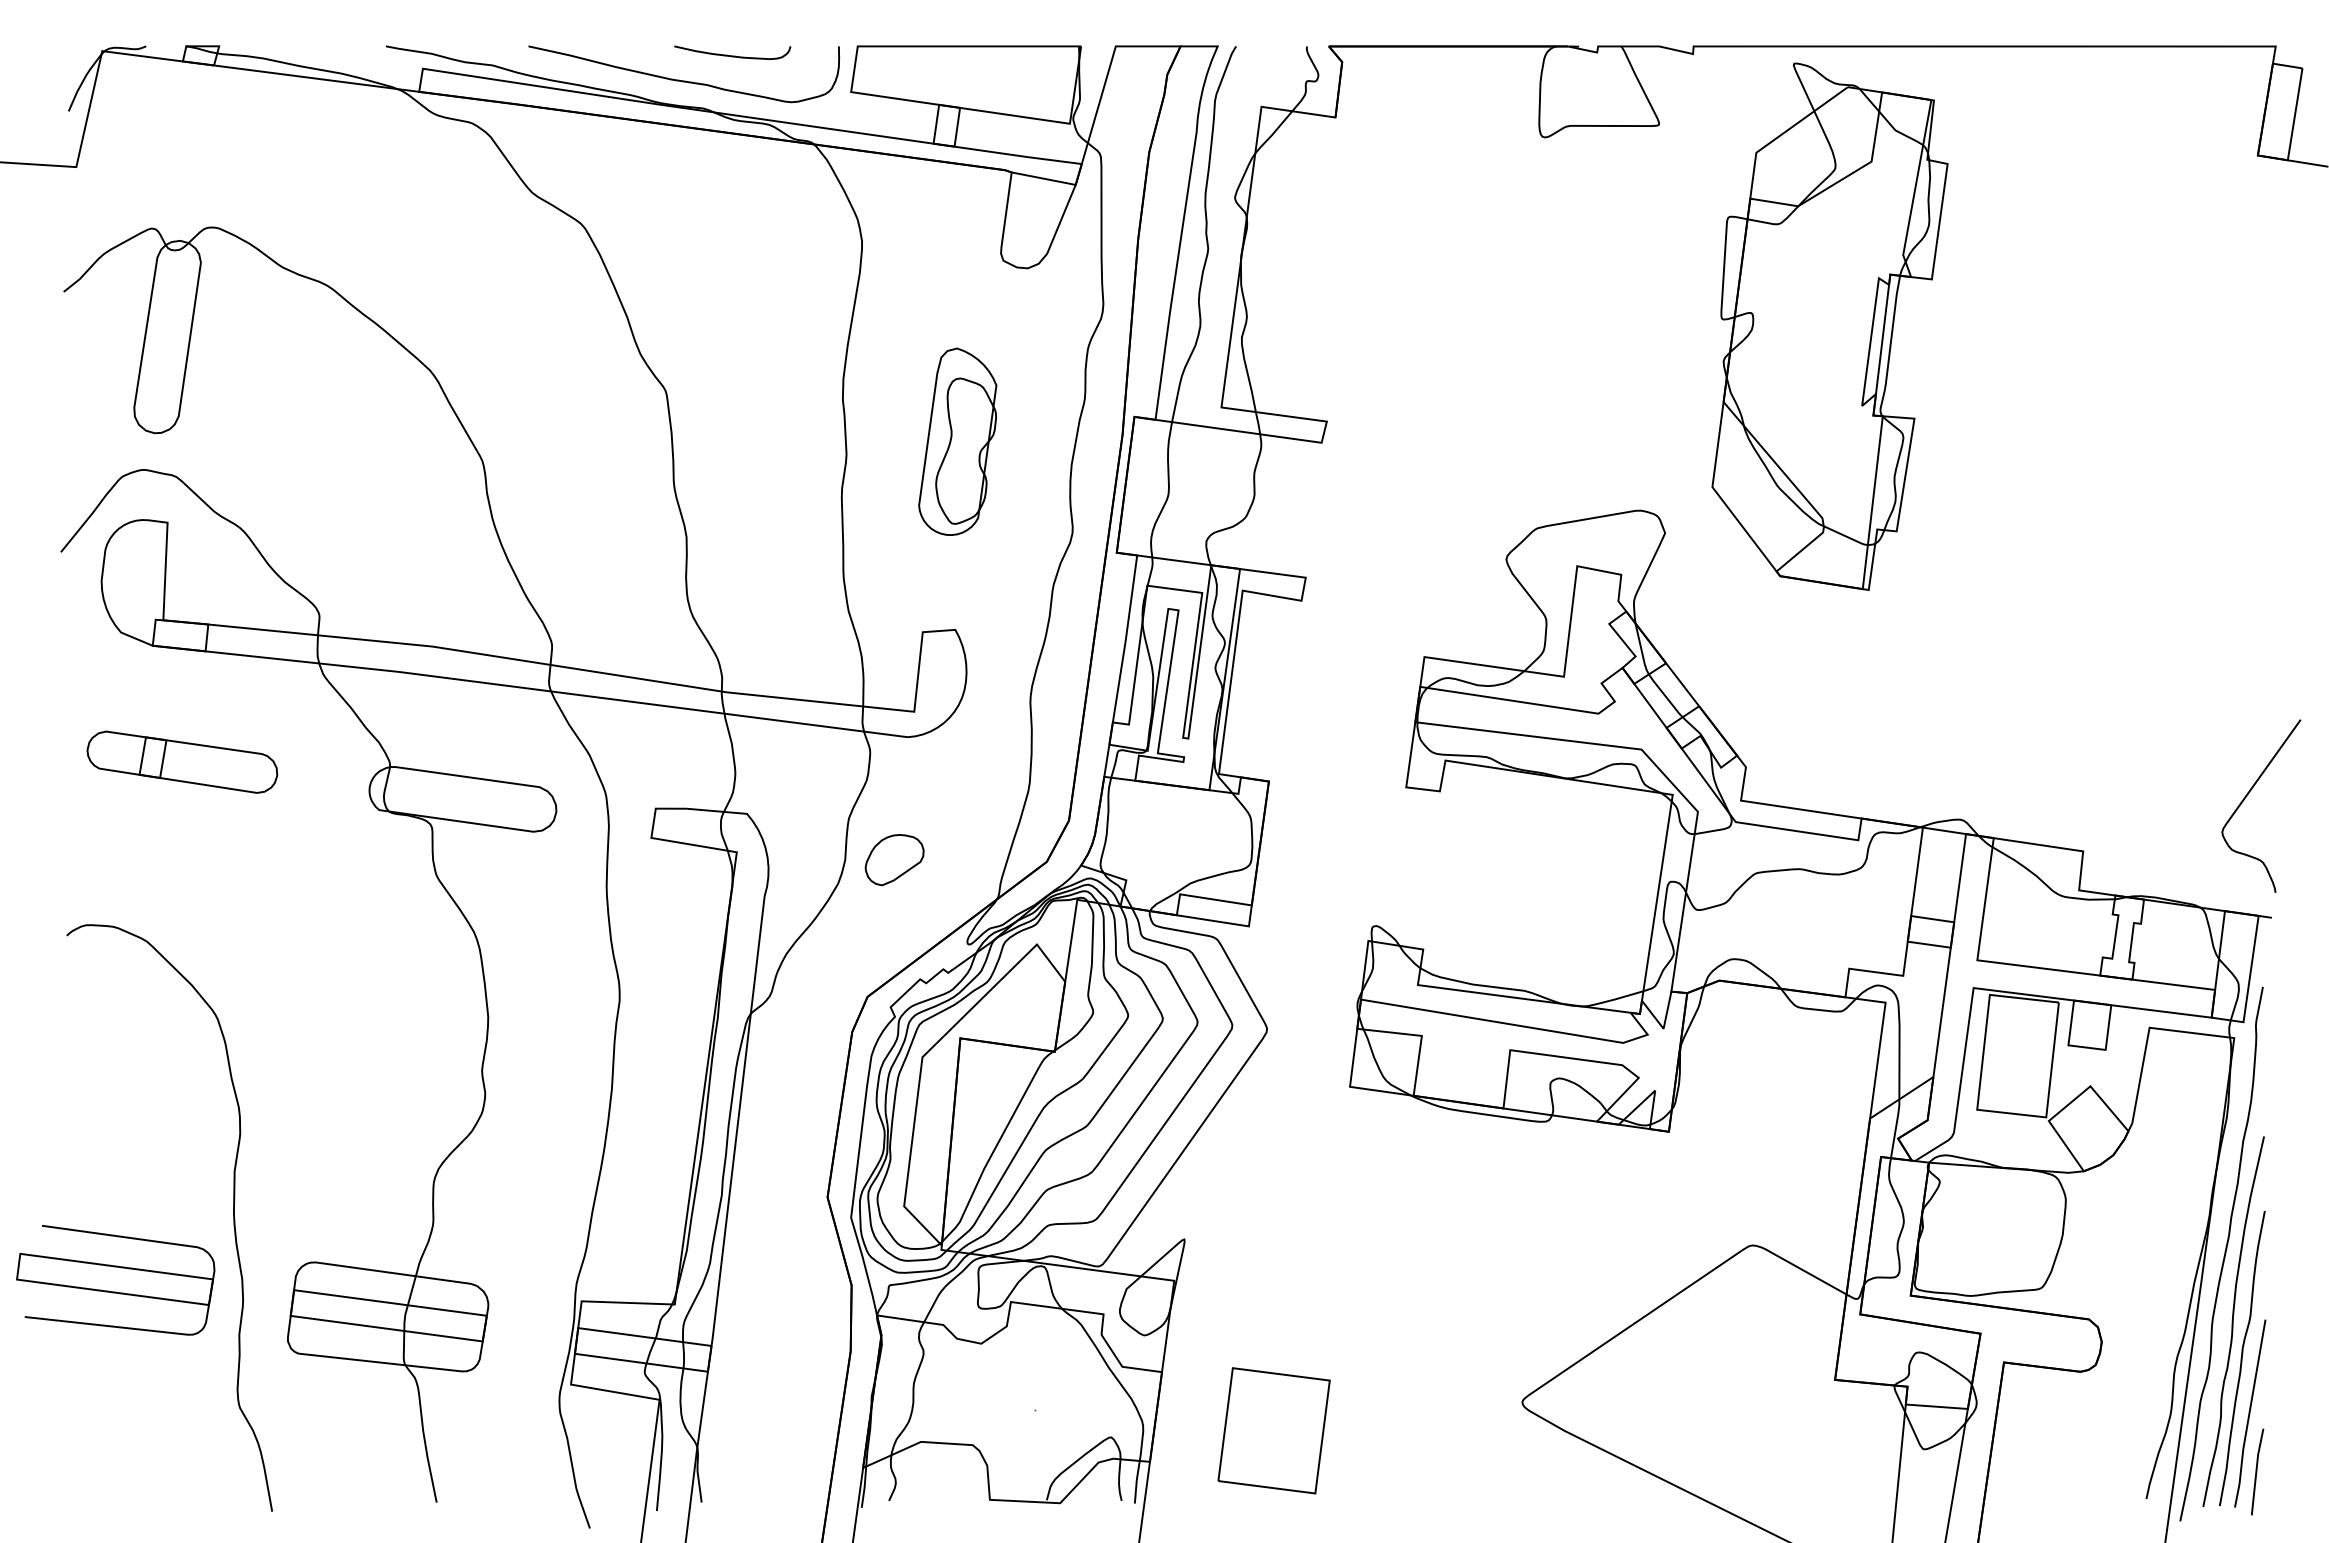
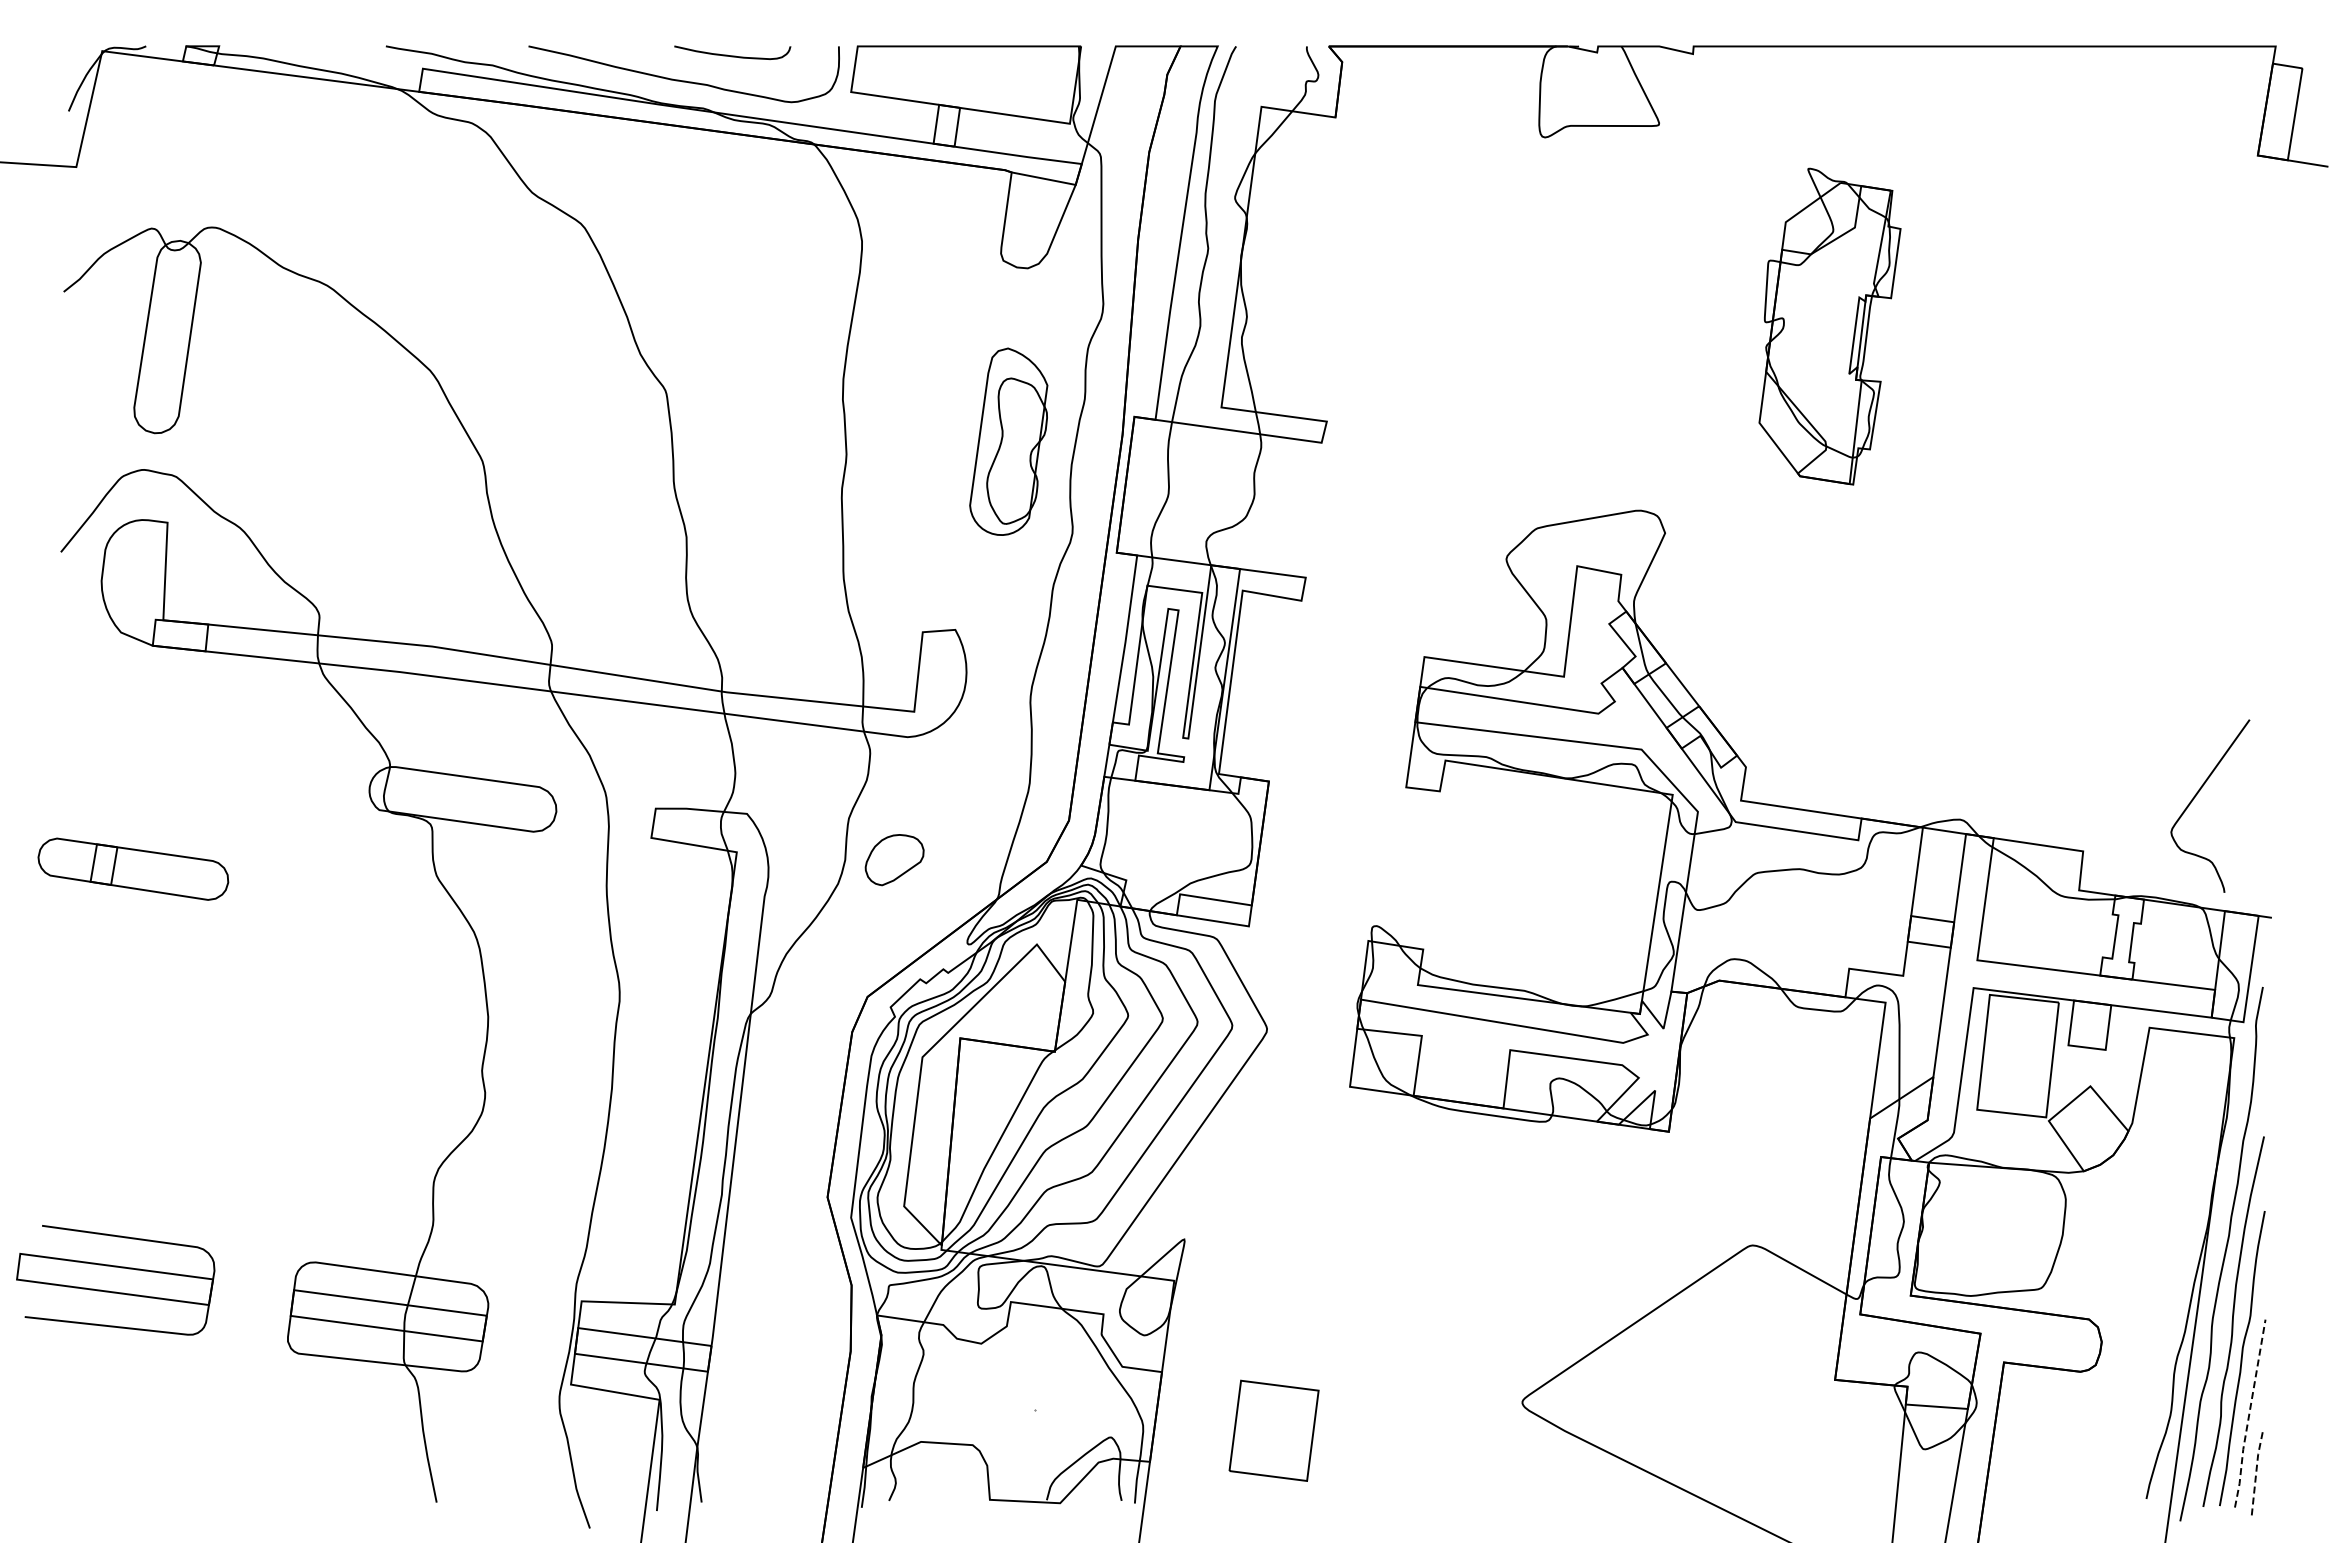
part size: 238x529 px -> 144x319 px (1829, 326)
part position: (957, 441) -> (1008, 441) (1008, 441)
part position: (182, 761) -> (133, 868) (133, 868)
curve position: (2247, 796) -> (2196, 796) (2196, 796)
curve: present -> none (233, 1217)
line: solid -> dashed (2249, 1414)
part size: 114x128 px -> 92x103 px (1273, 1430)
line: solid -> dashed (2256, 1471)
